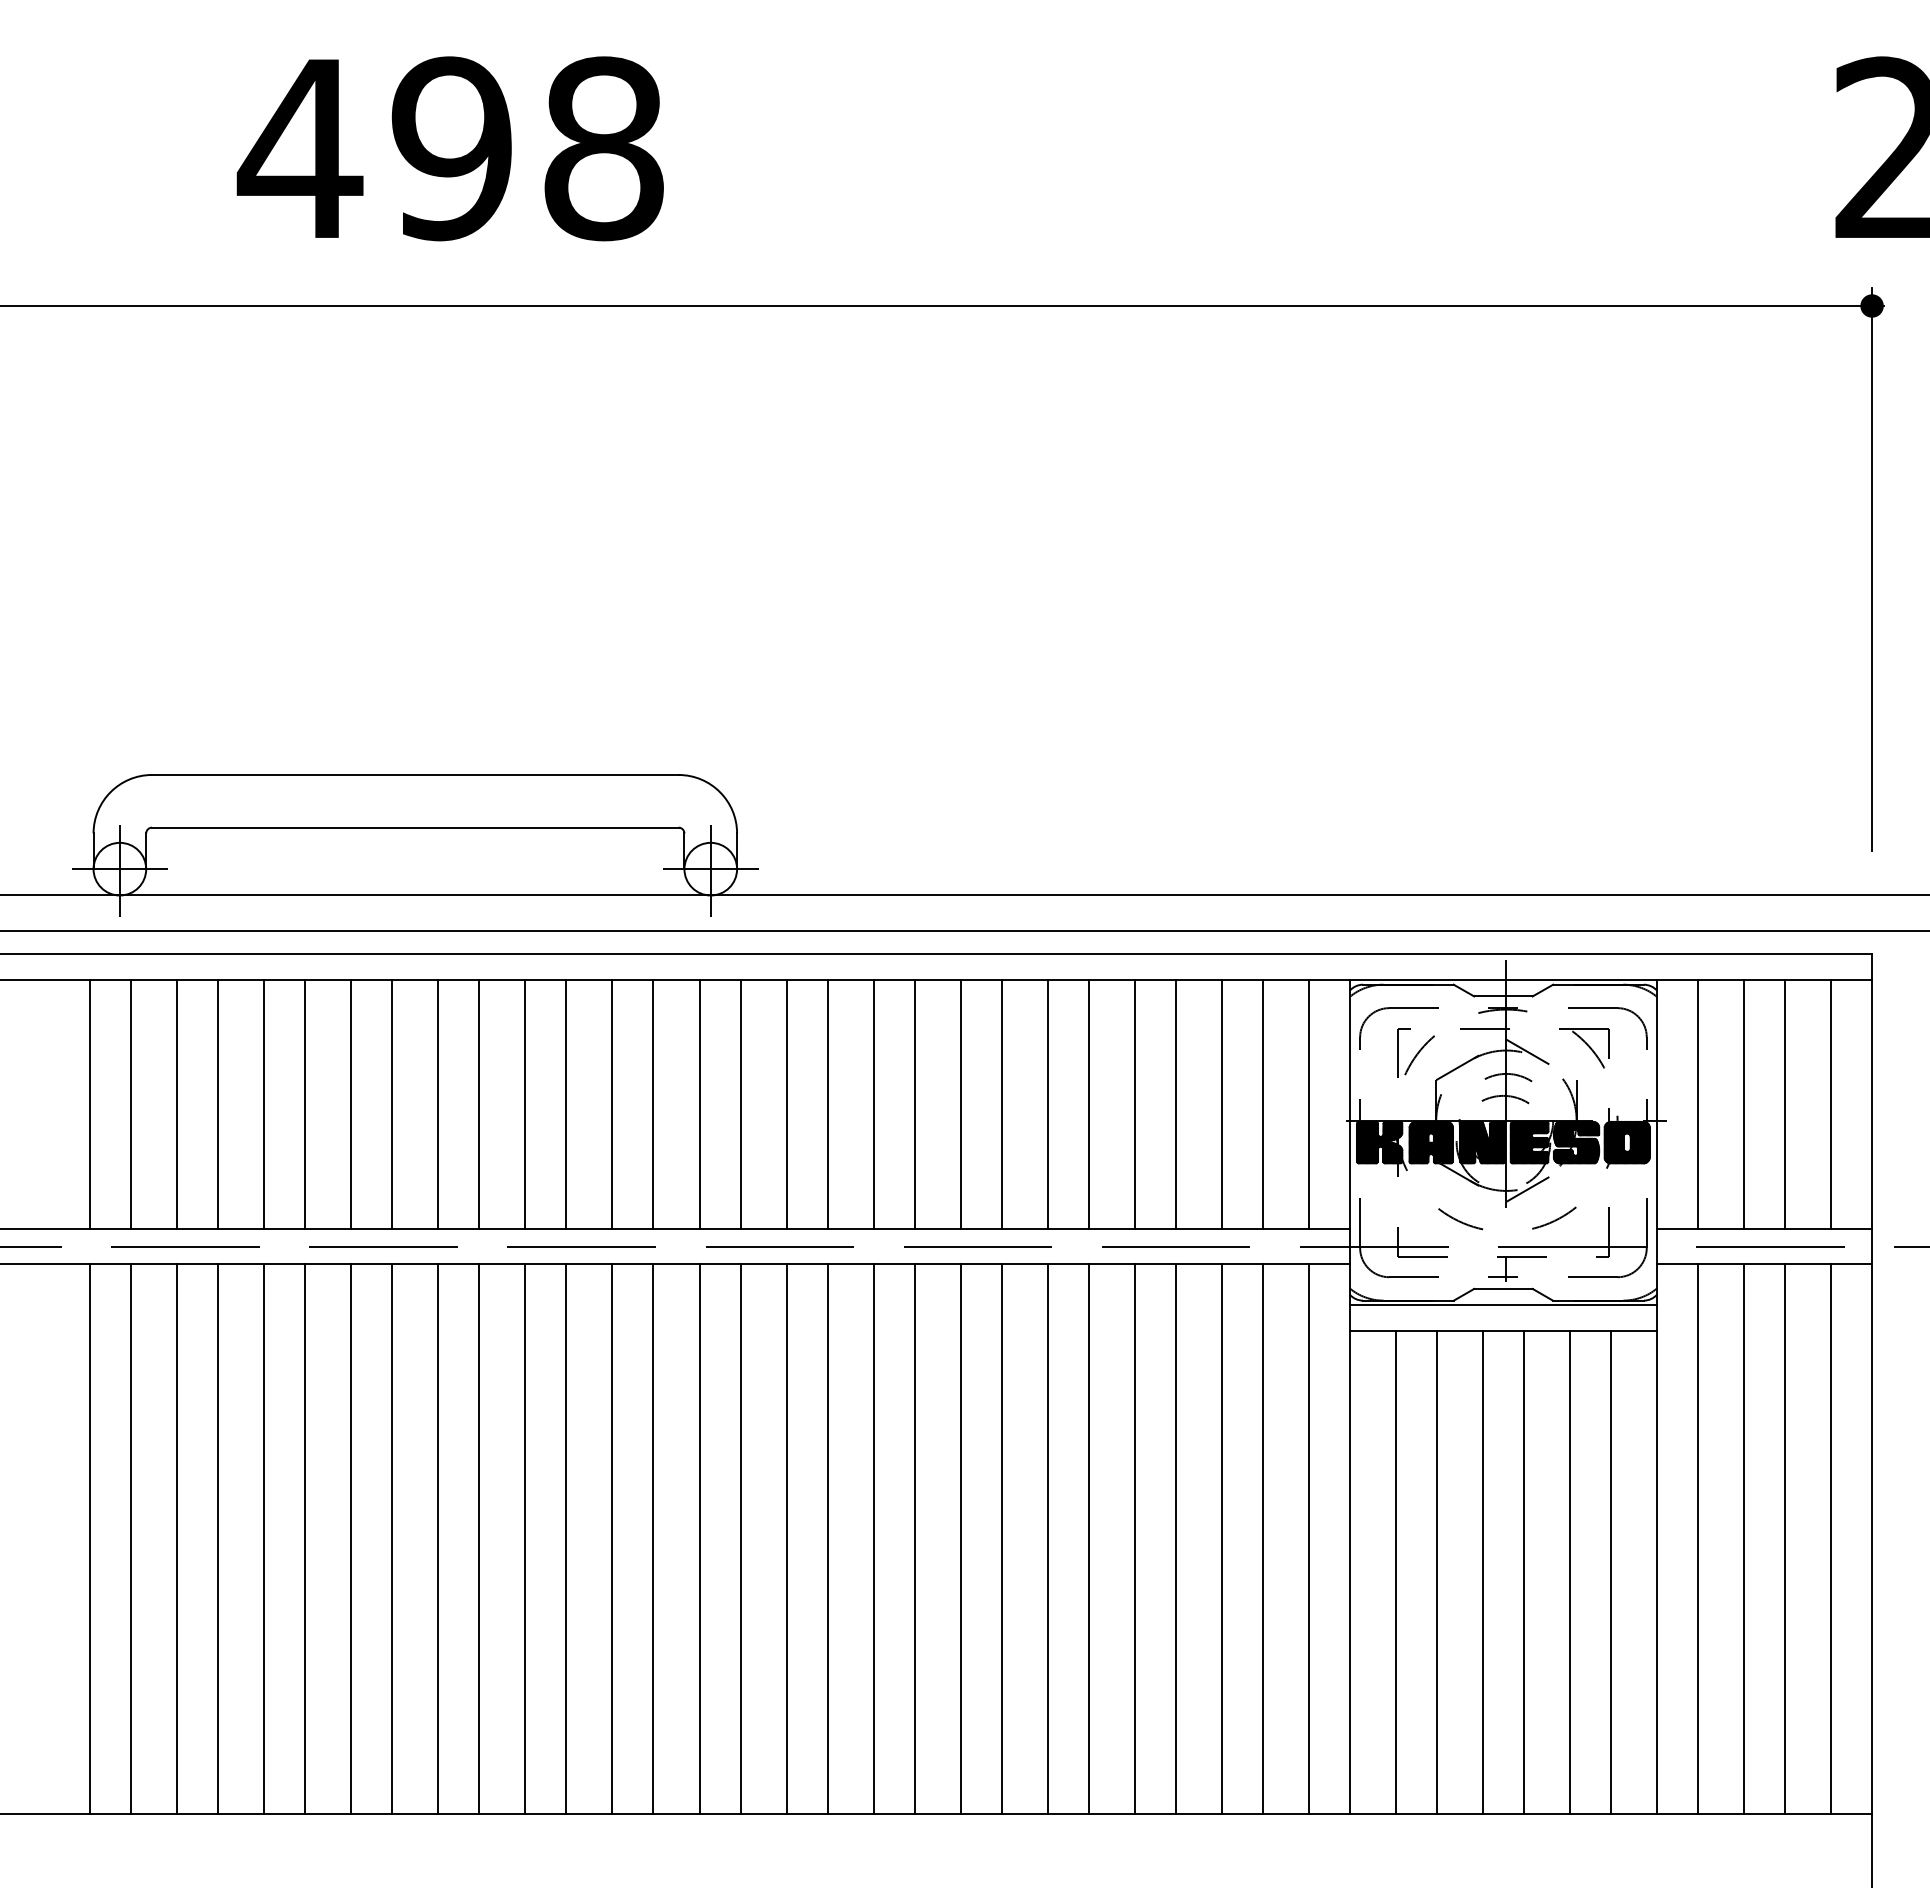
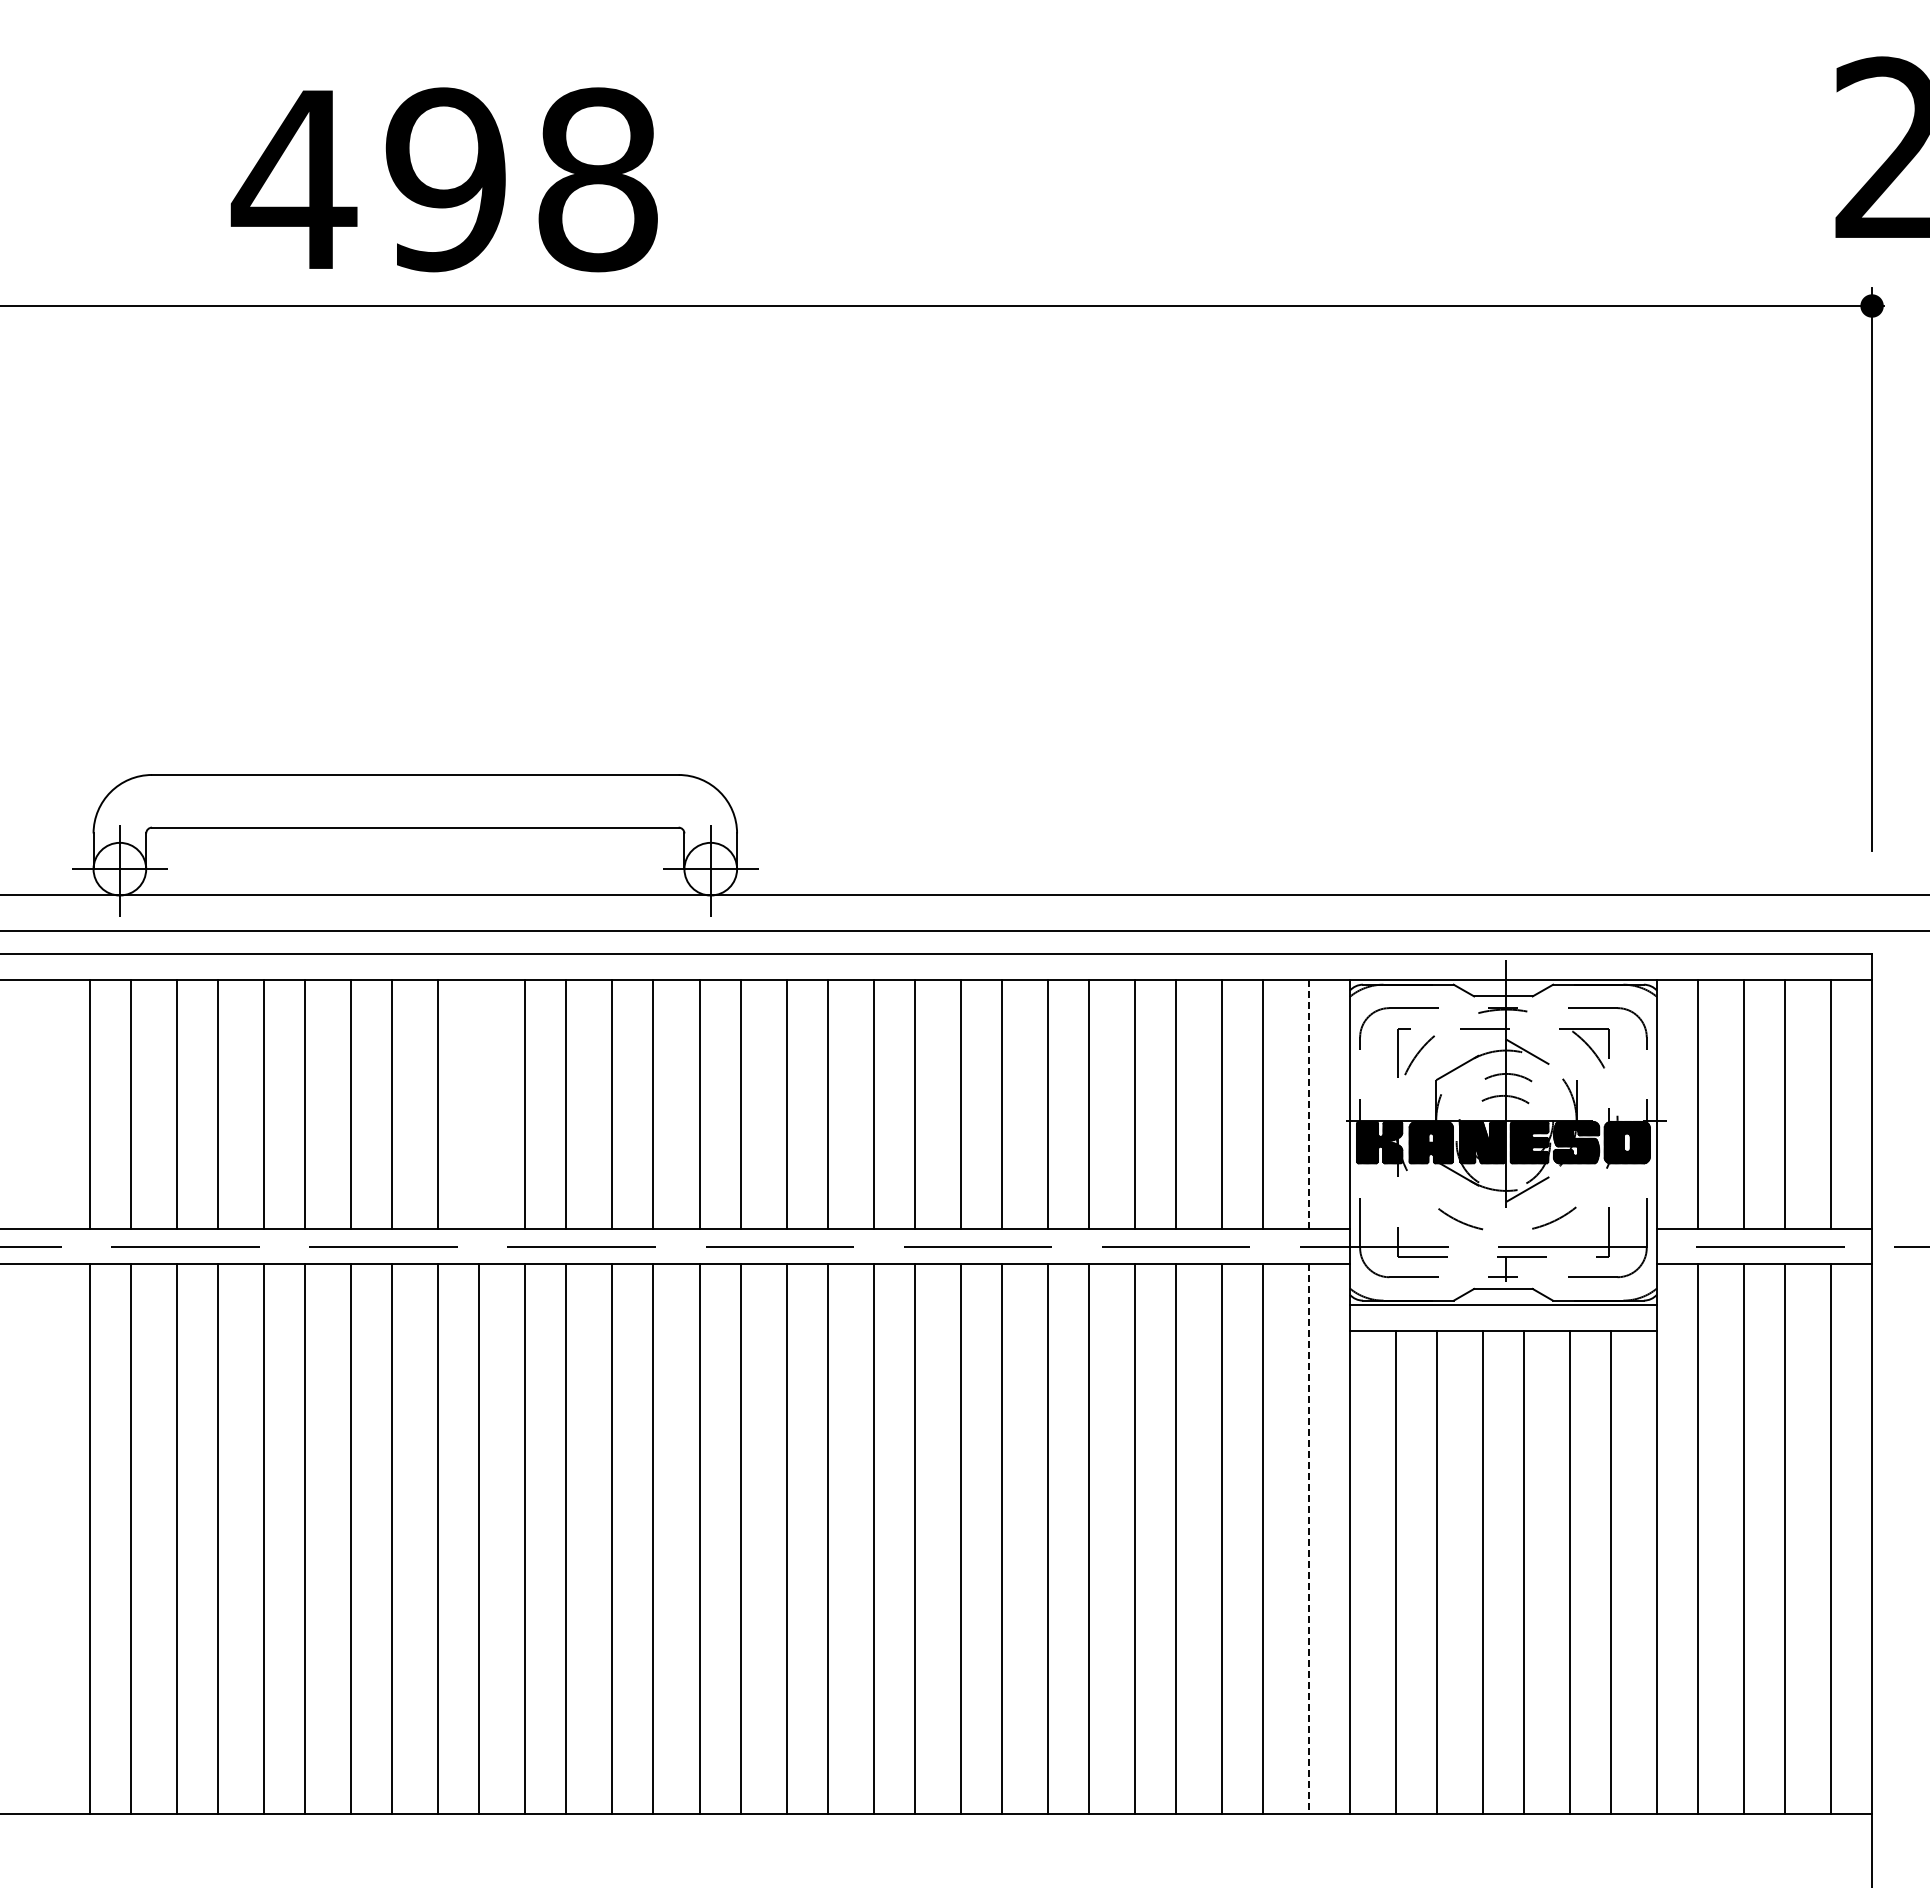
text position: (449, 148) -> (443, 179) (443, 179)
line: present -> none (479, 1104)
line: solid -> dashed (1308, 1105)
line: solid -> dashed (1308, 1539)
